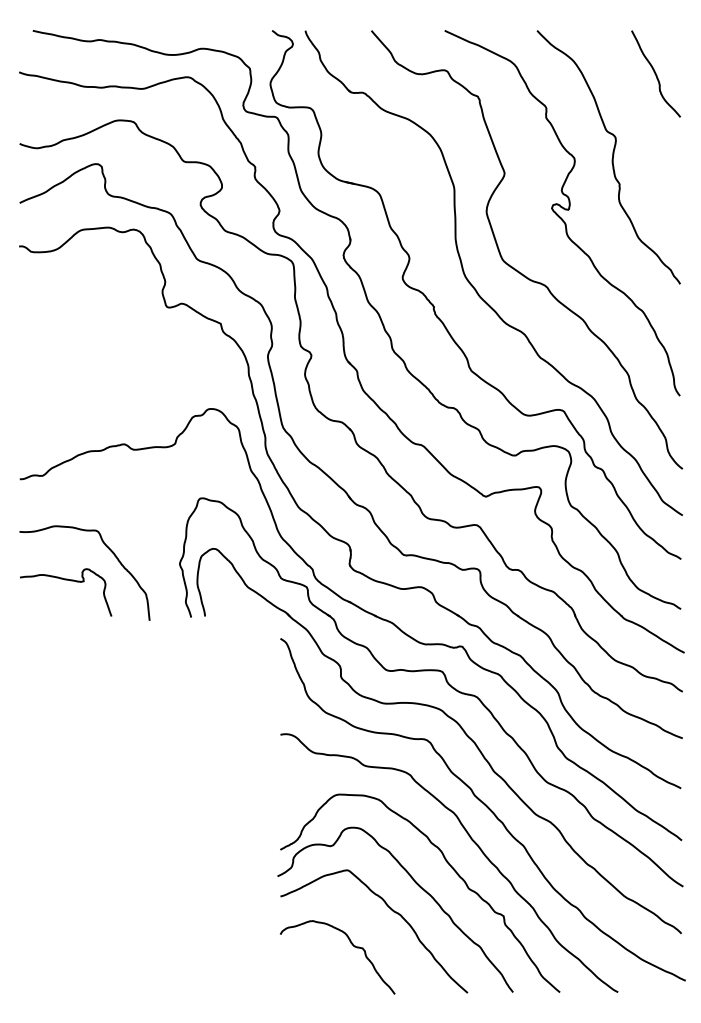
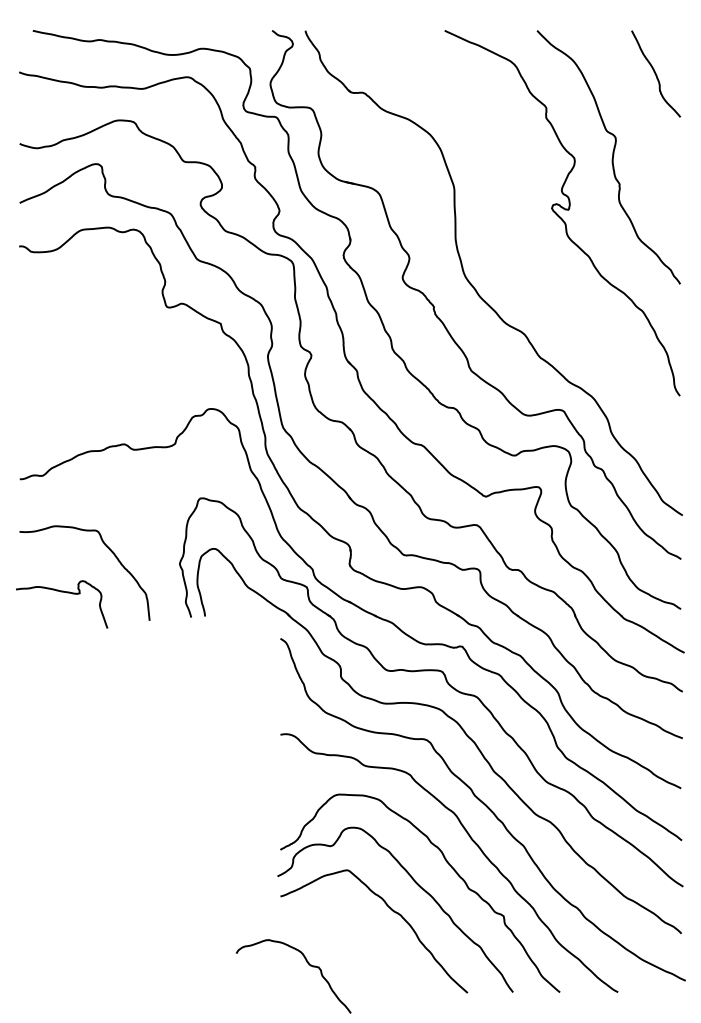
curve: present -> none (515, 268)
curve position: (70, 581) -> (66, 593) (66, 593)
curve position: (350, 943) -> (306, 962) (306, 962)
